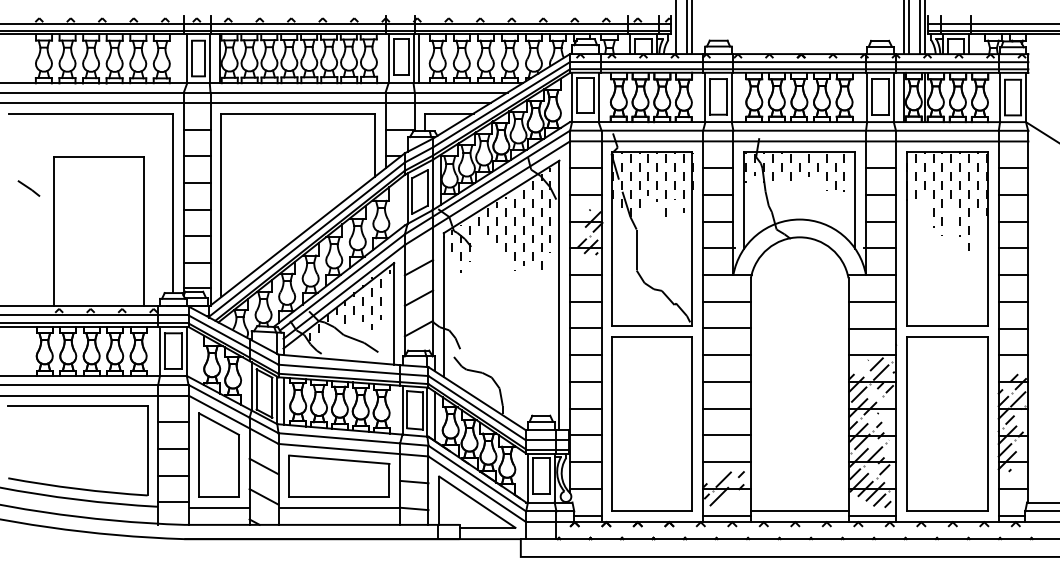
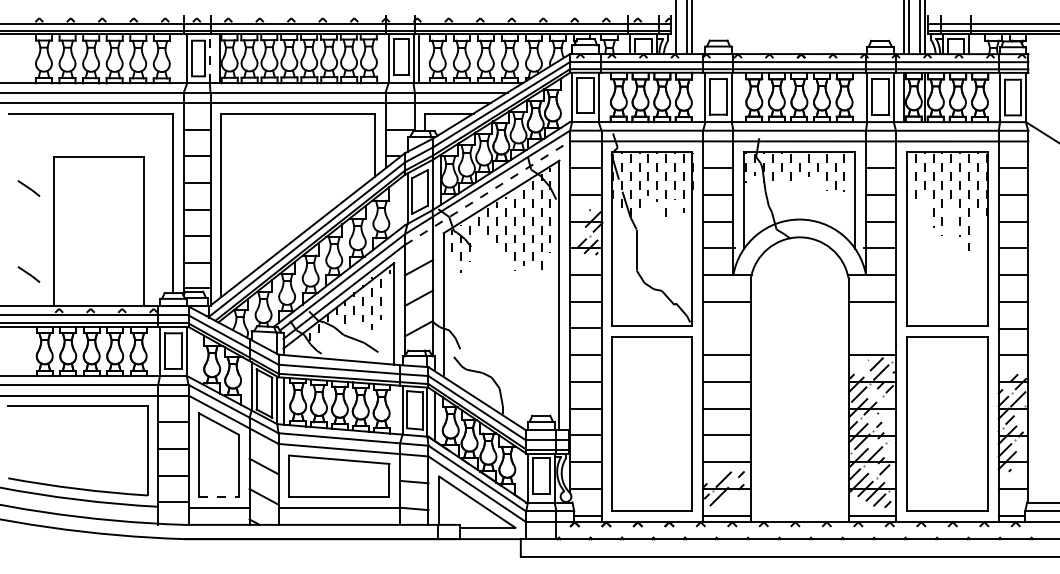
line: solid -> dashed (209, 58)
line: solid -> dashed (487, 193)
line: none -> present (28, 274)
line: present -> none (726, 328)
line: present -> none (872, 328)
line: solid -> dashed (219, 497)
line: present -> none (799, 511)
